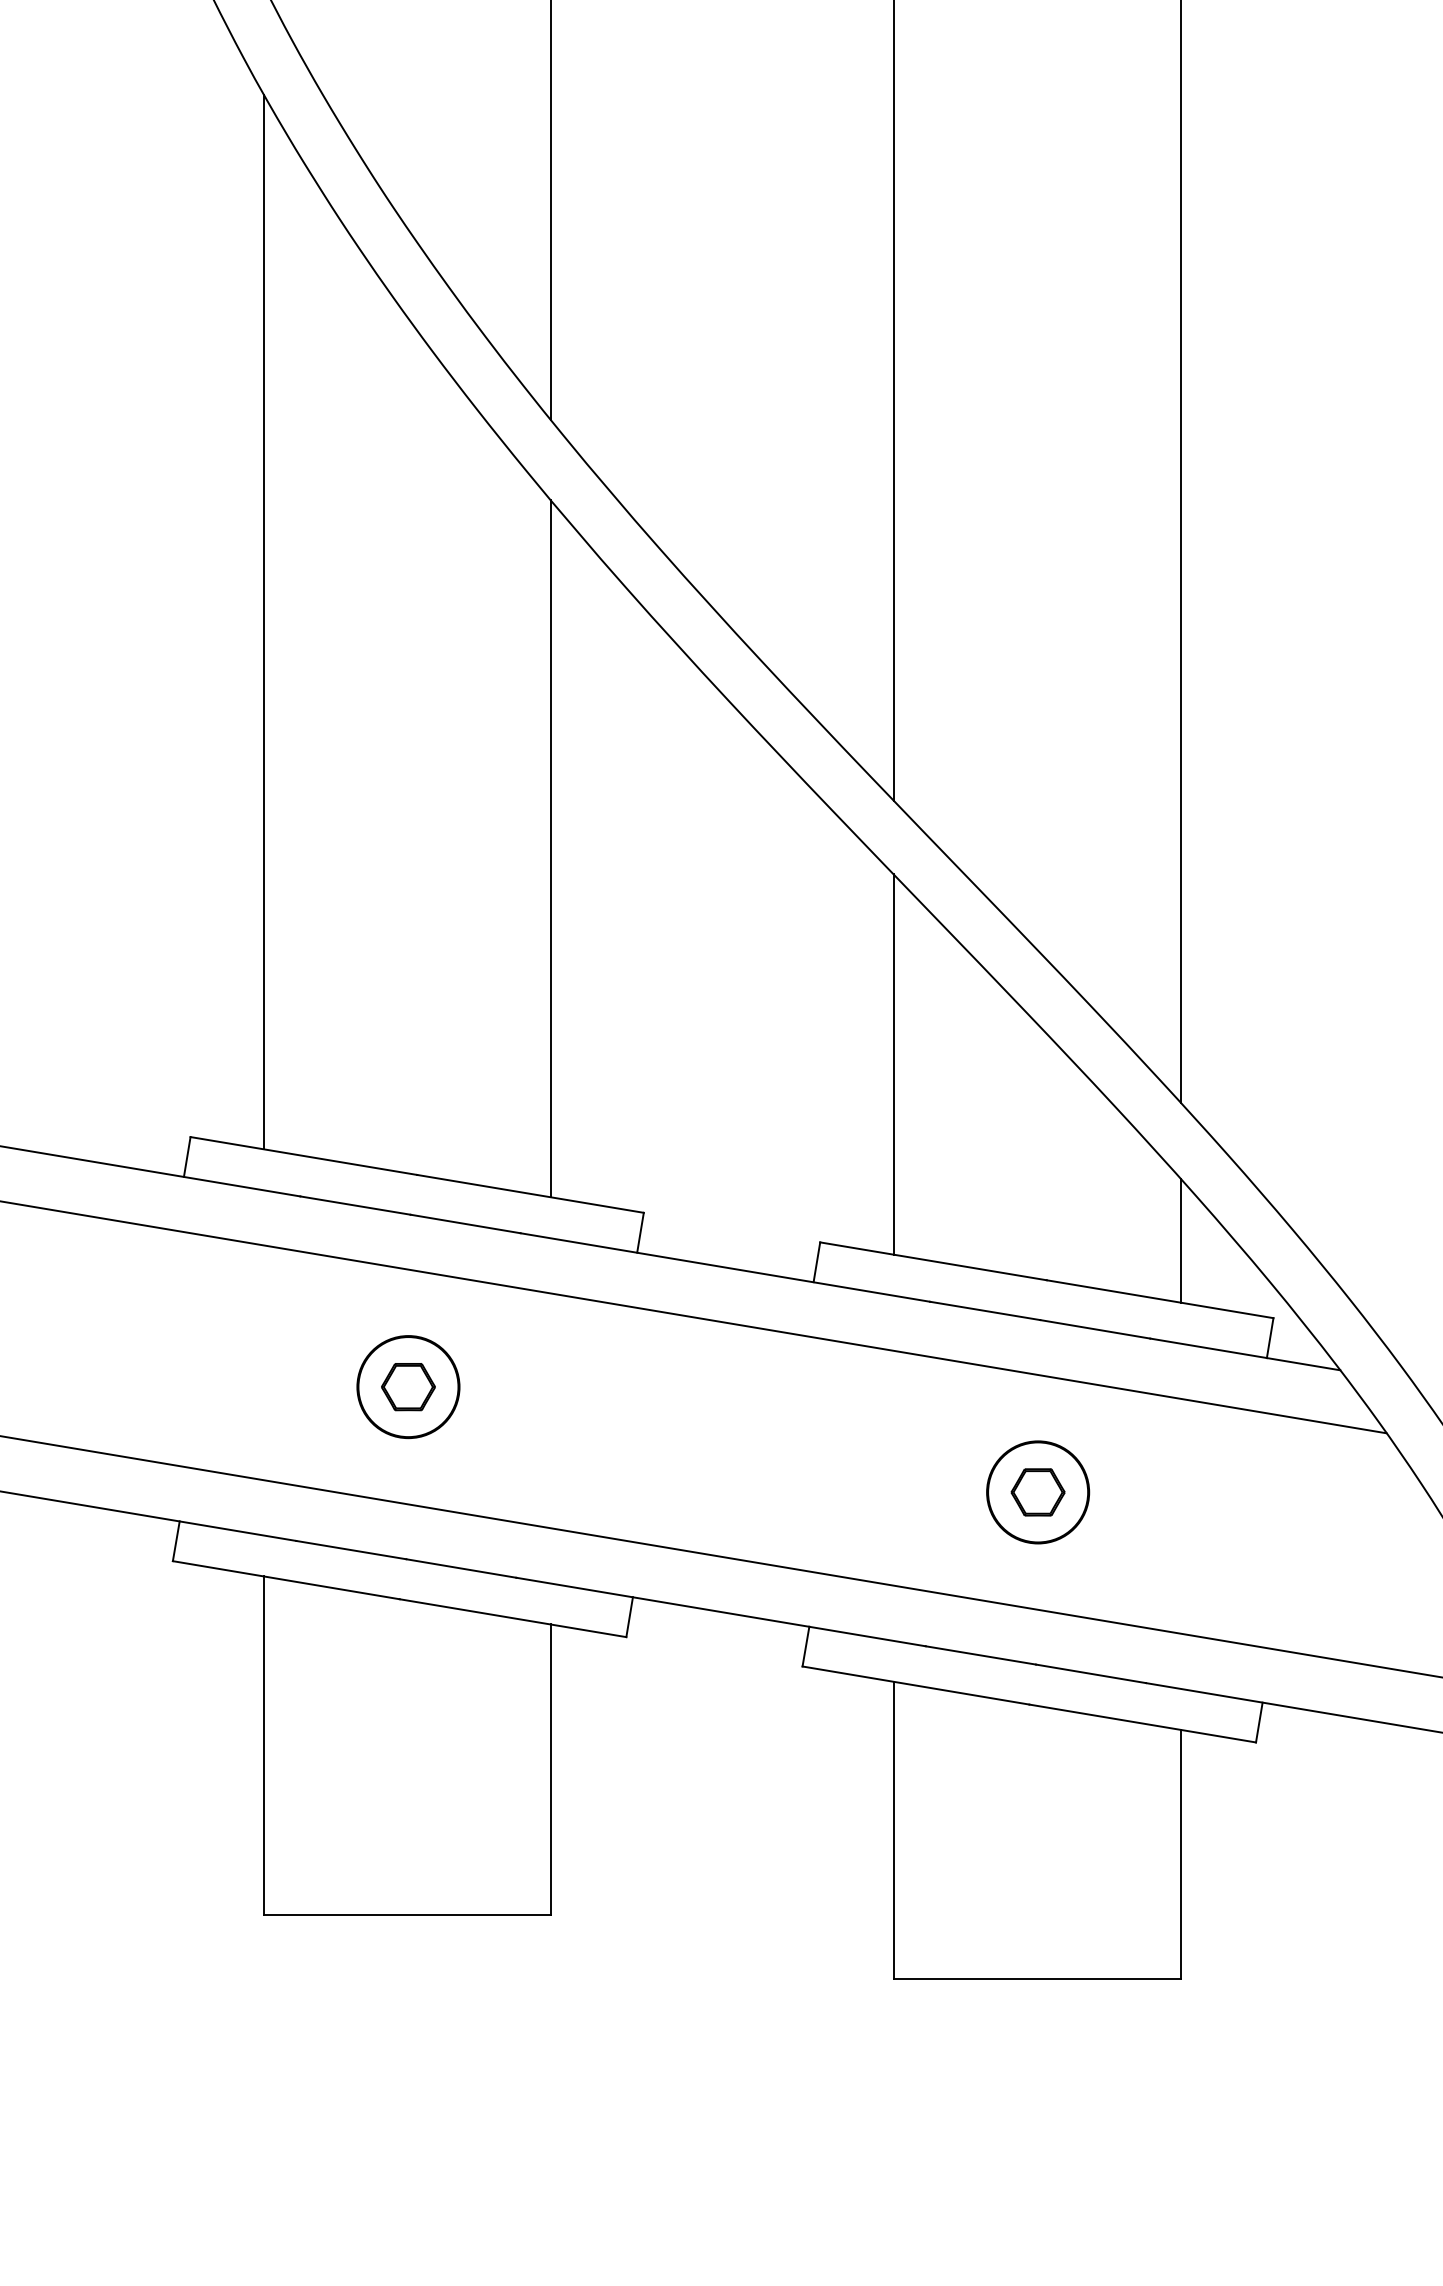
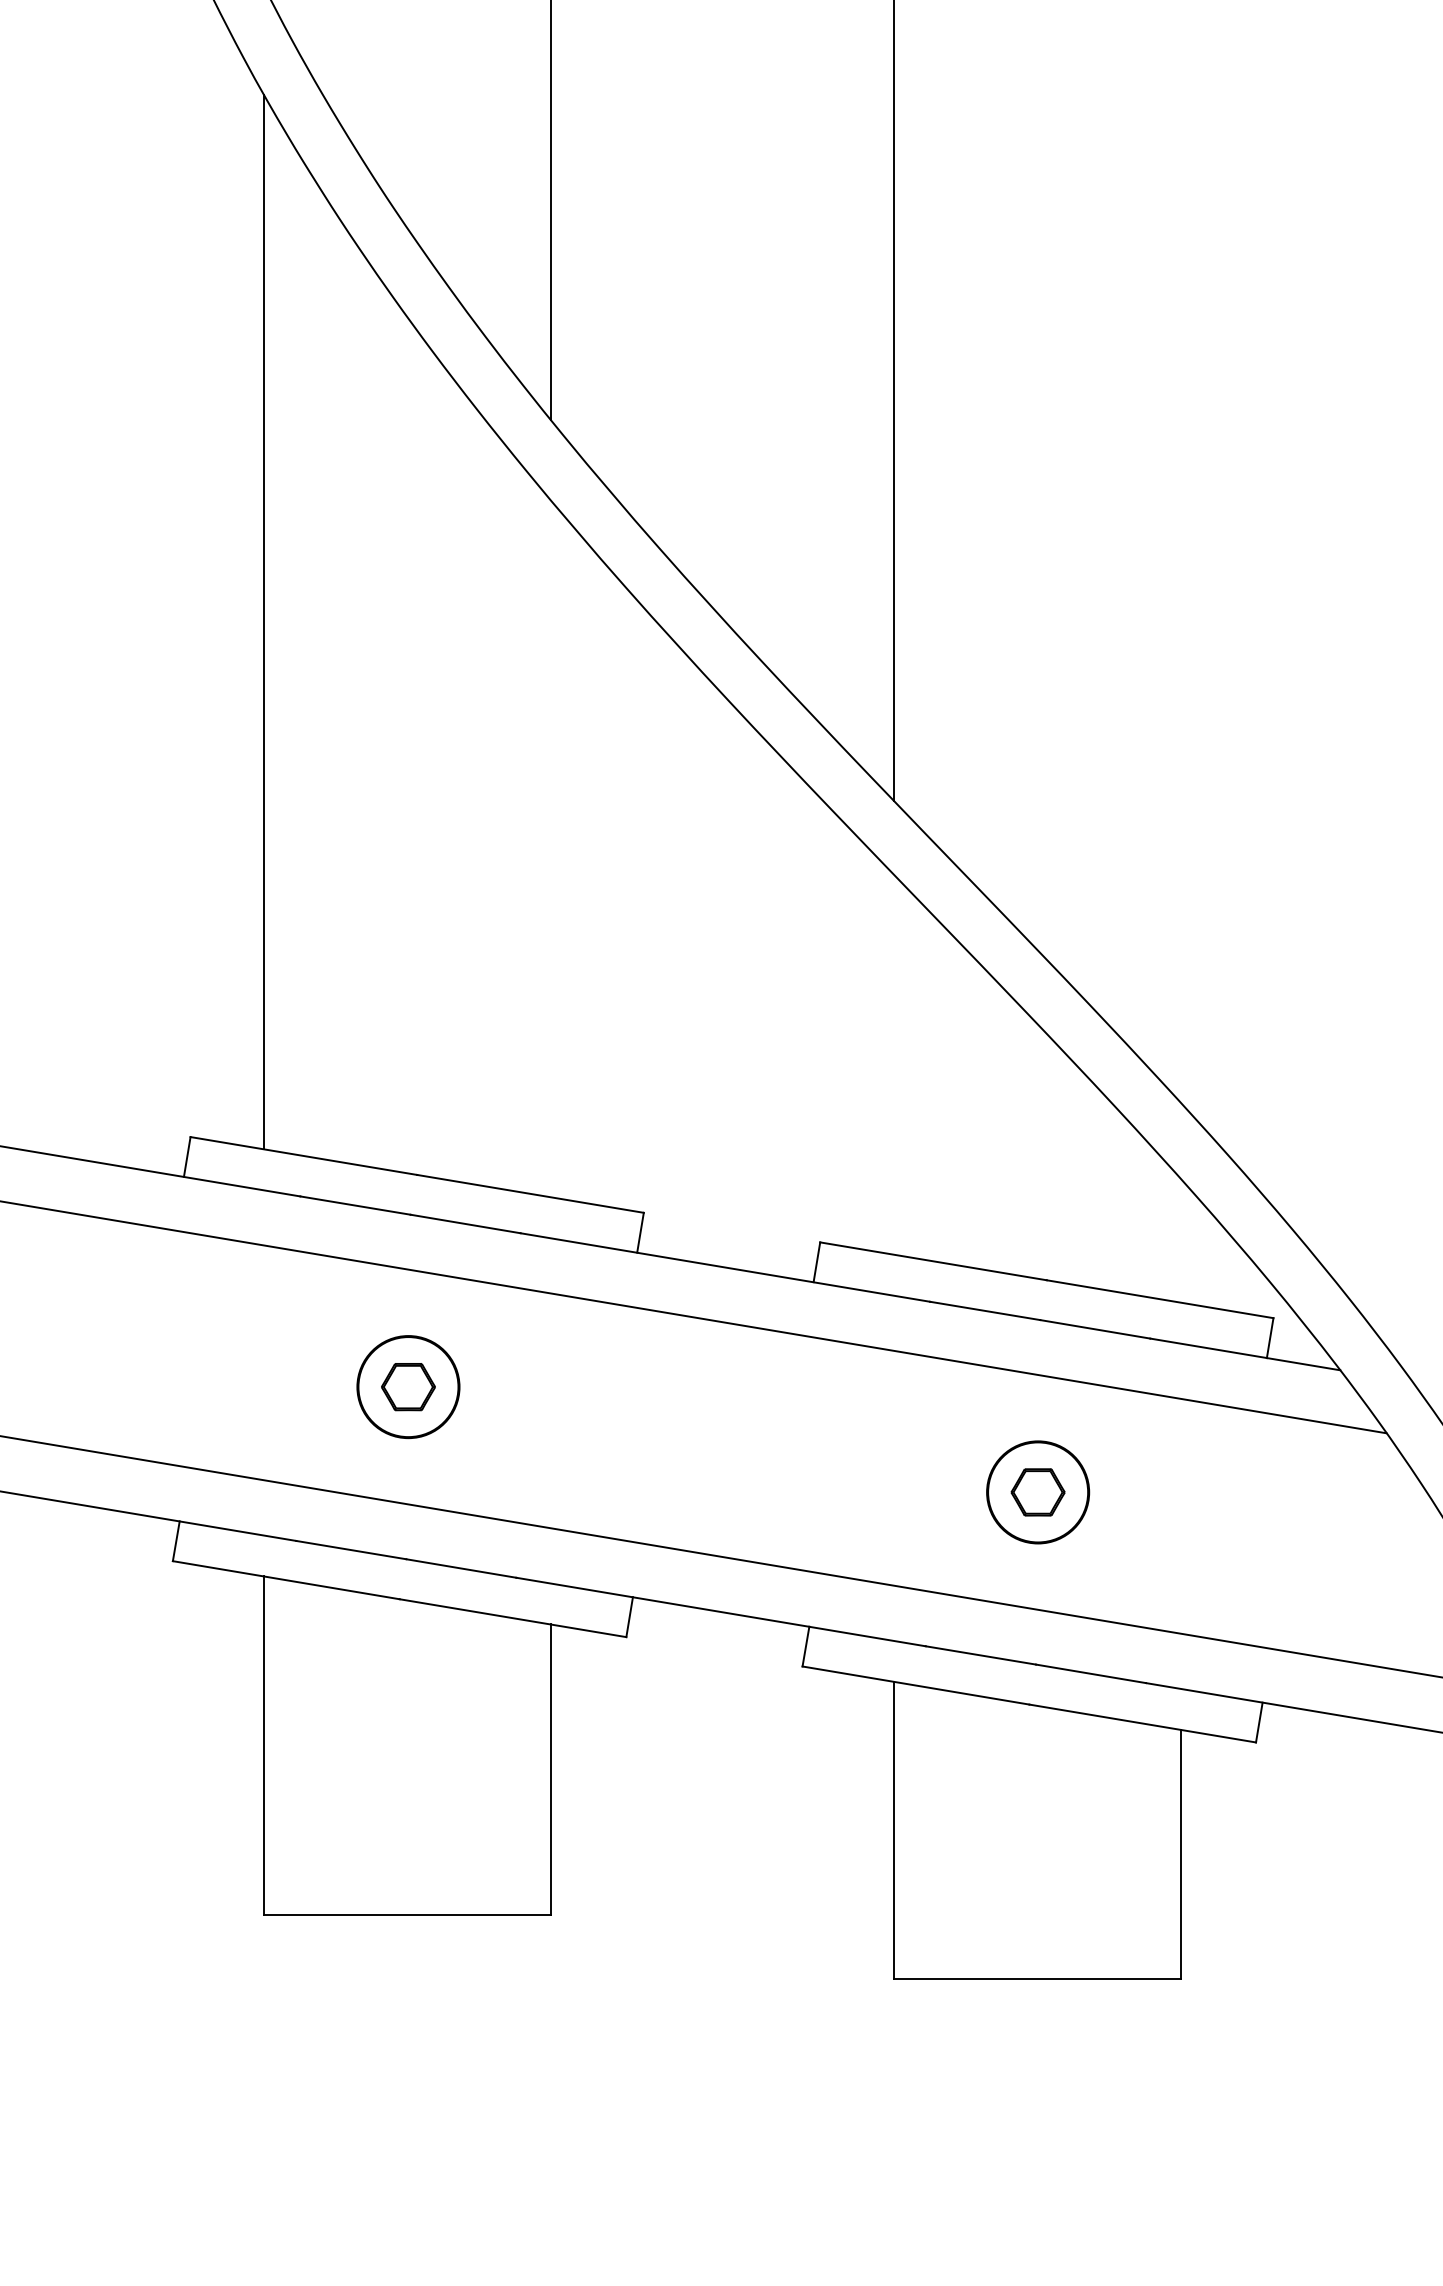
line: present -> none (1180, 552)
line: present -> none (550, 848)
line: present -> none (893, 1064)
line: present -> none (1180, 1240)
